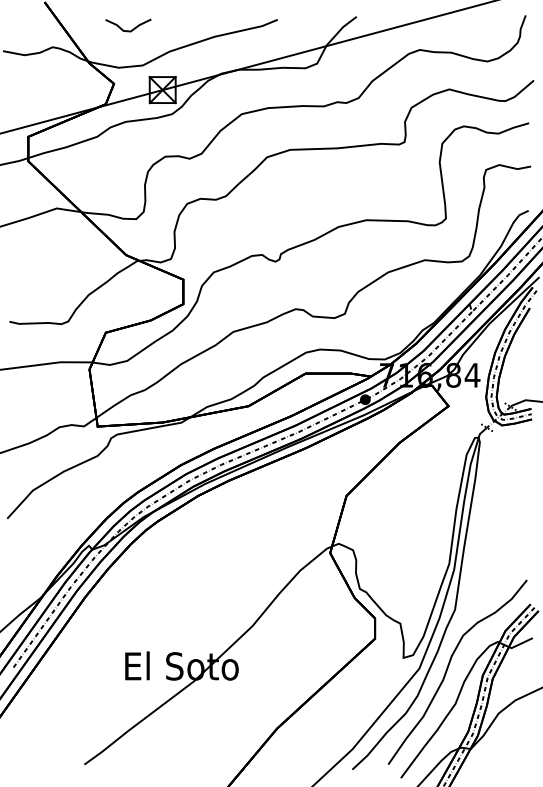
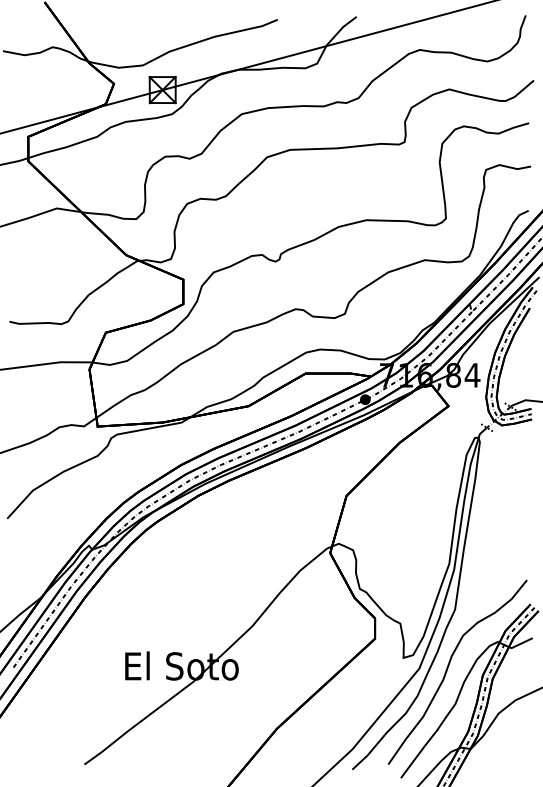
curve: present -> none (131, 29)
